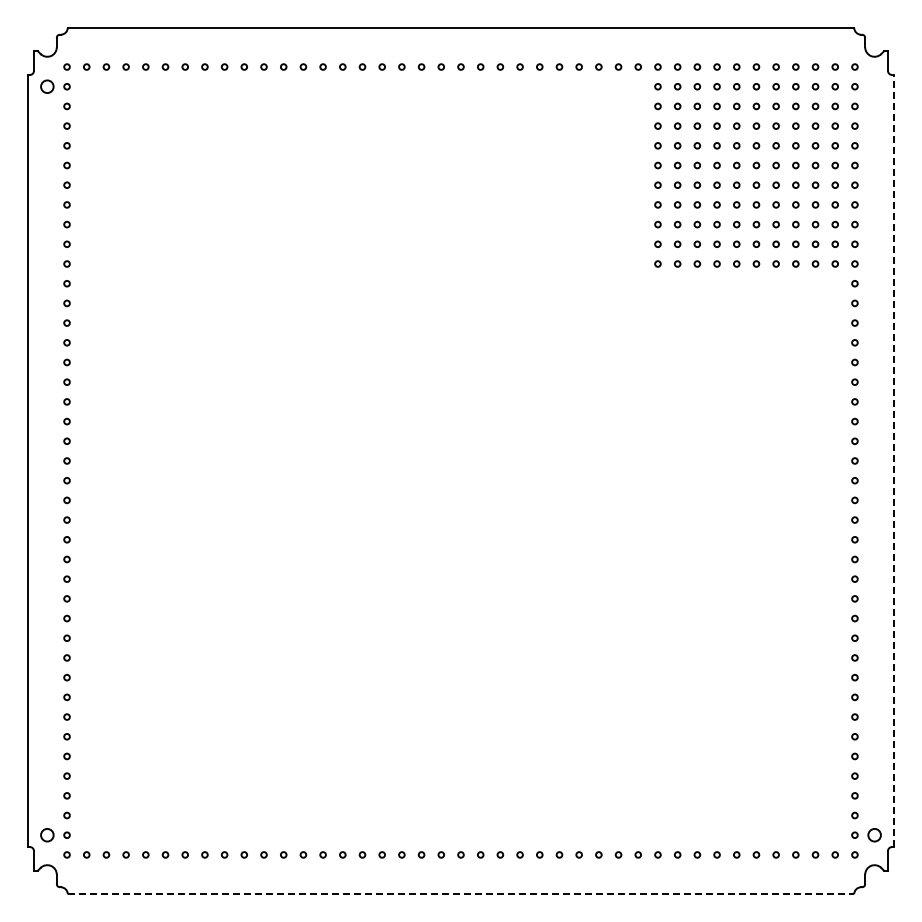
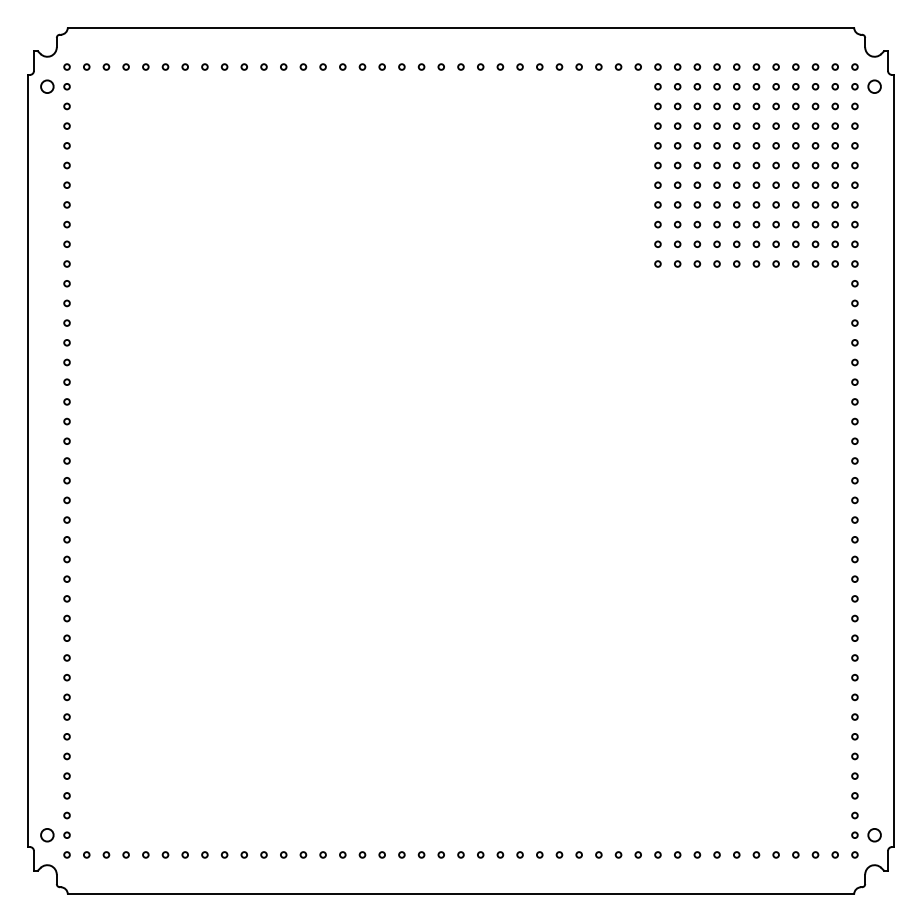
circle: none -> present (874, 86)
line: dashed -> solid (894, 460)
line: dashed -> solid (461, 894)
